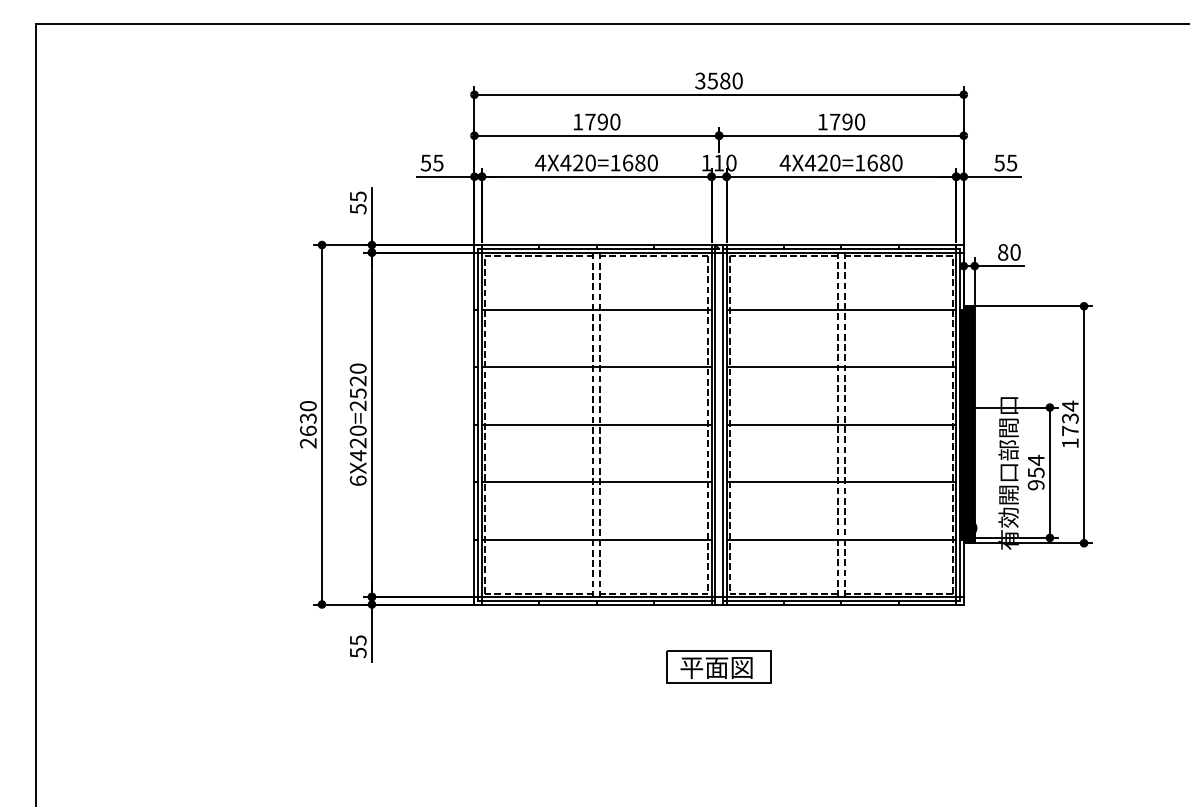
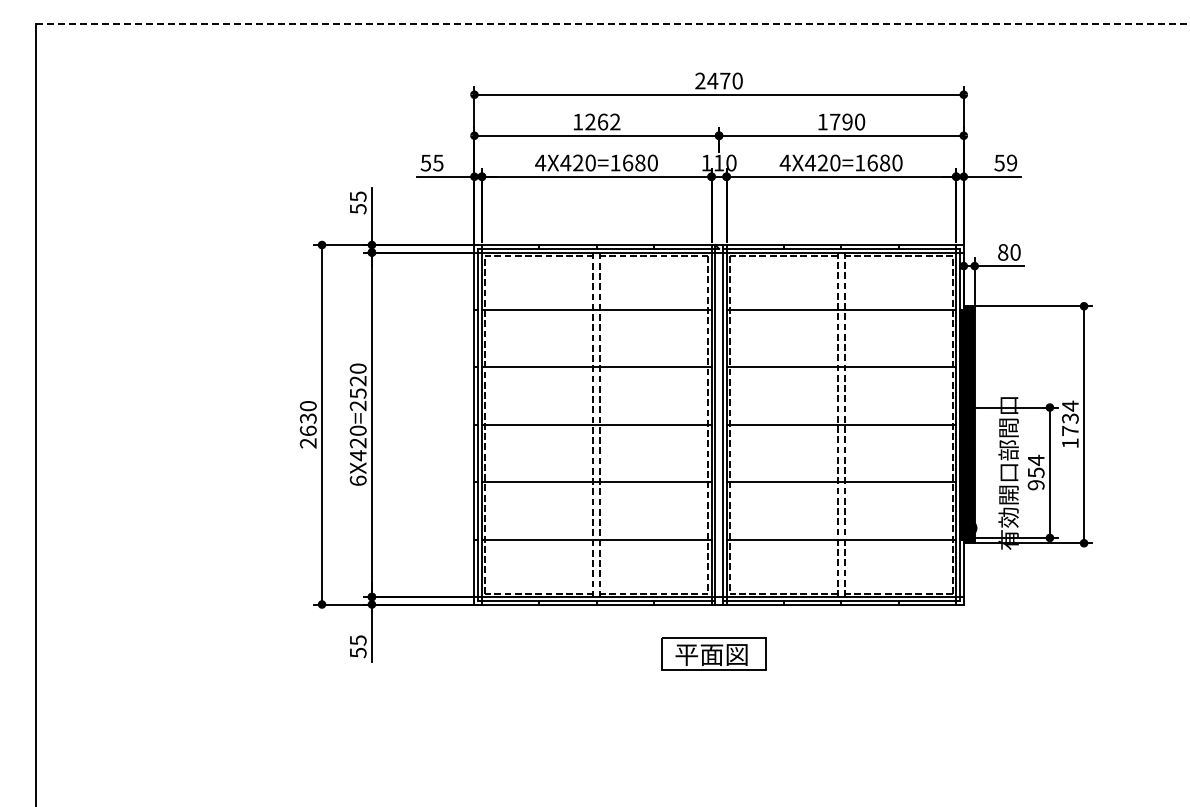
line: solid -> dashed (612, 24)
text: 3580 -> 2470 (712, 80)
text: 1790 -> 1262 (602, 121)
text: 55 -> 59 (1011, 162)
part position: (718, 666) -> (713, 653) (713, 653)
